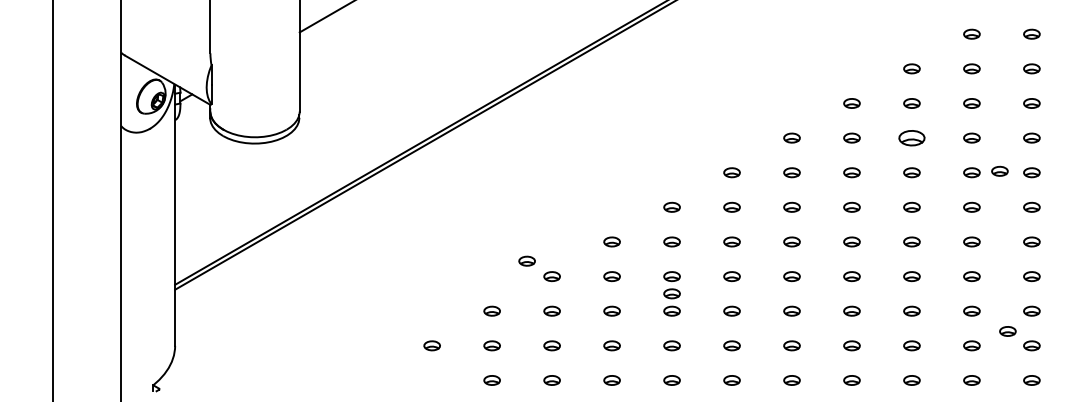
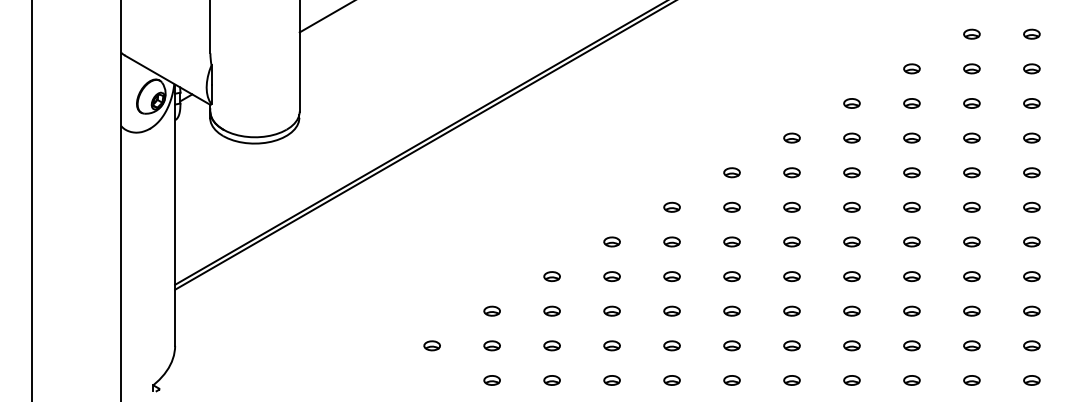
part size: 28x17 px -> 18x12 px (911, 137)
part: present -> none (999, 170)
line position: (53, 200) -> (32, 200) (32, 200)
part: present -> none (526, 260)
part: present -> none (671, 293)
part: present -> none (1007, 331)
